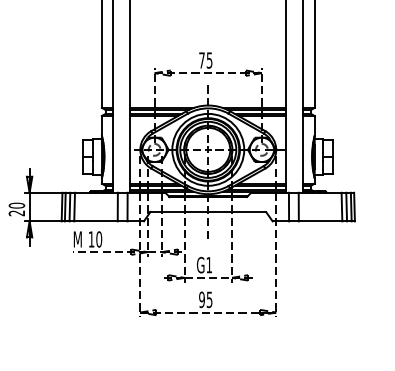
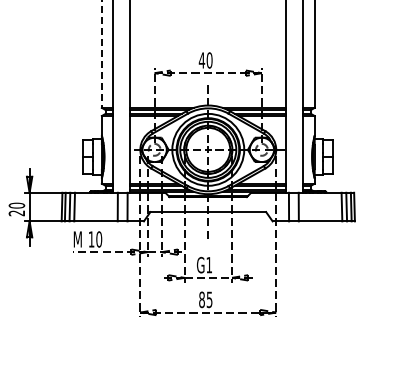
line: solid -> dashed (101, 54)
text: 75 -> 40 (205, 60)
text: 95 -> 85 (201, 300)
